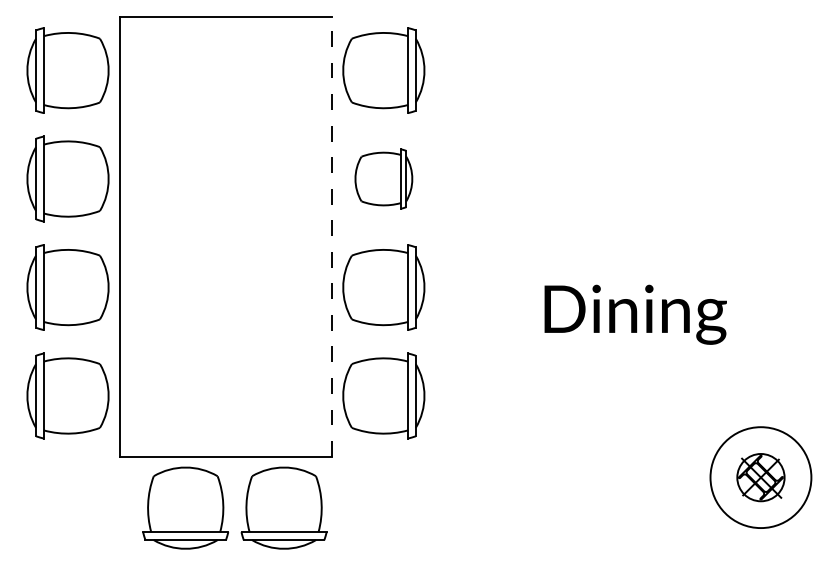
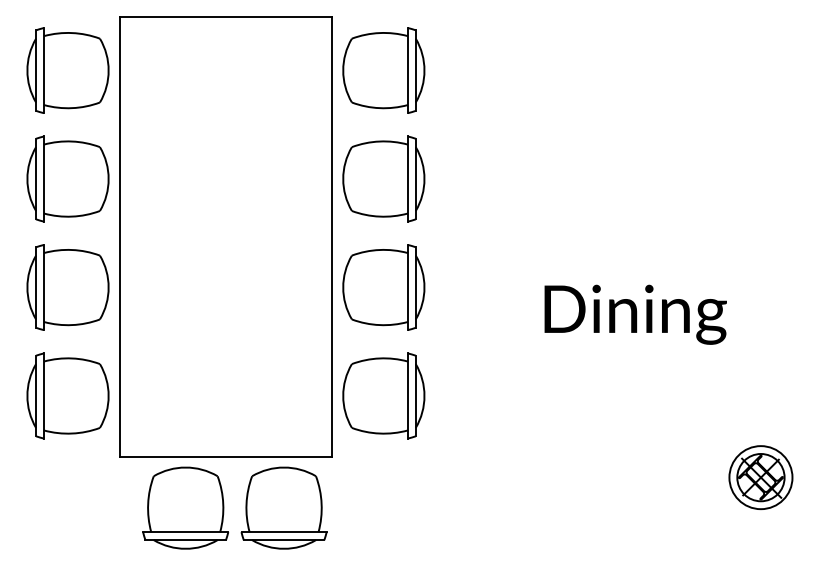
part size: 60x62 px -> 84x88 px (383, 178)
line: dashed -> solid (332, 237)
circle diameter: 101 px -> 63 px (760, 477)
